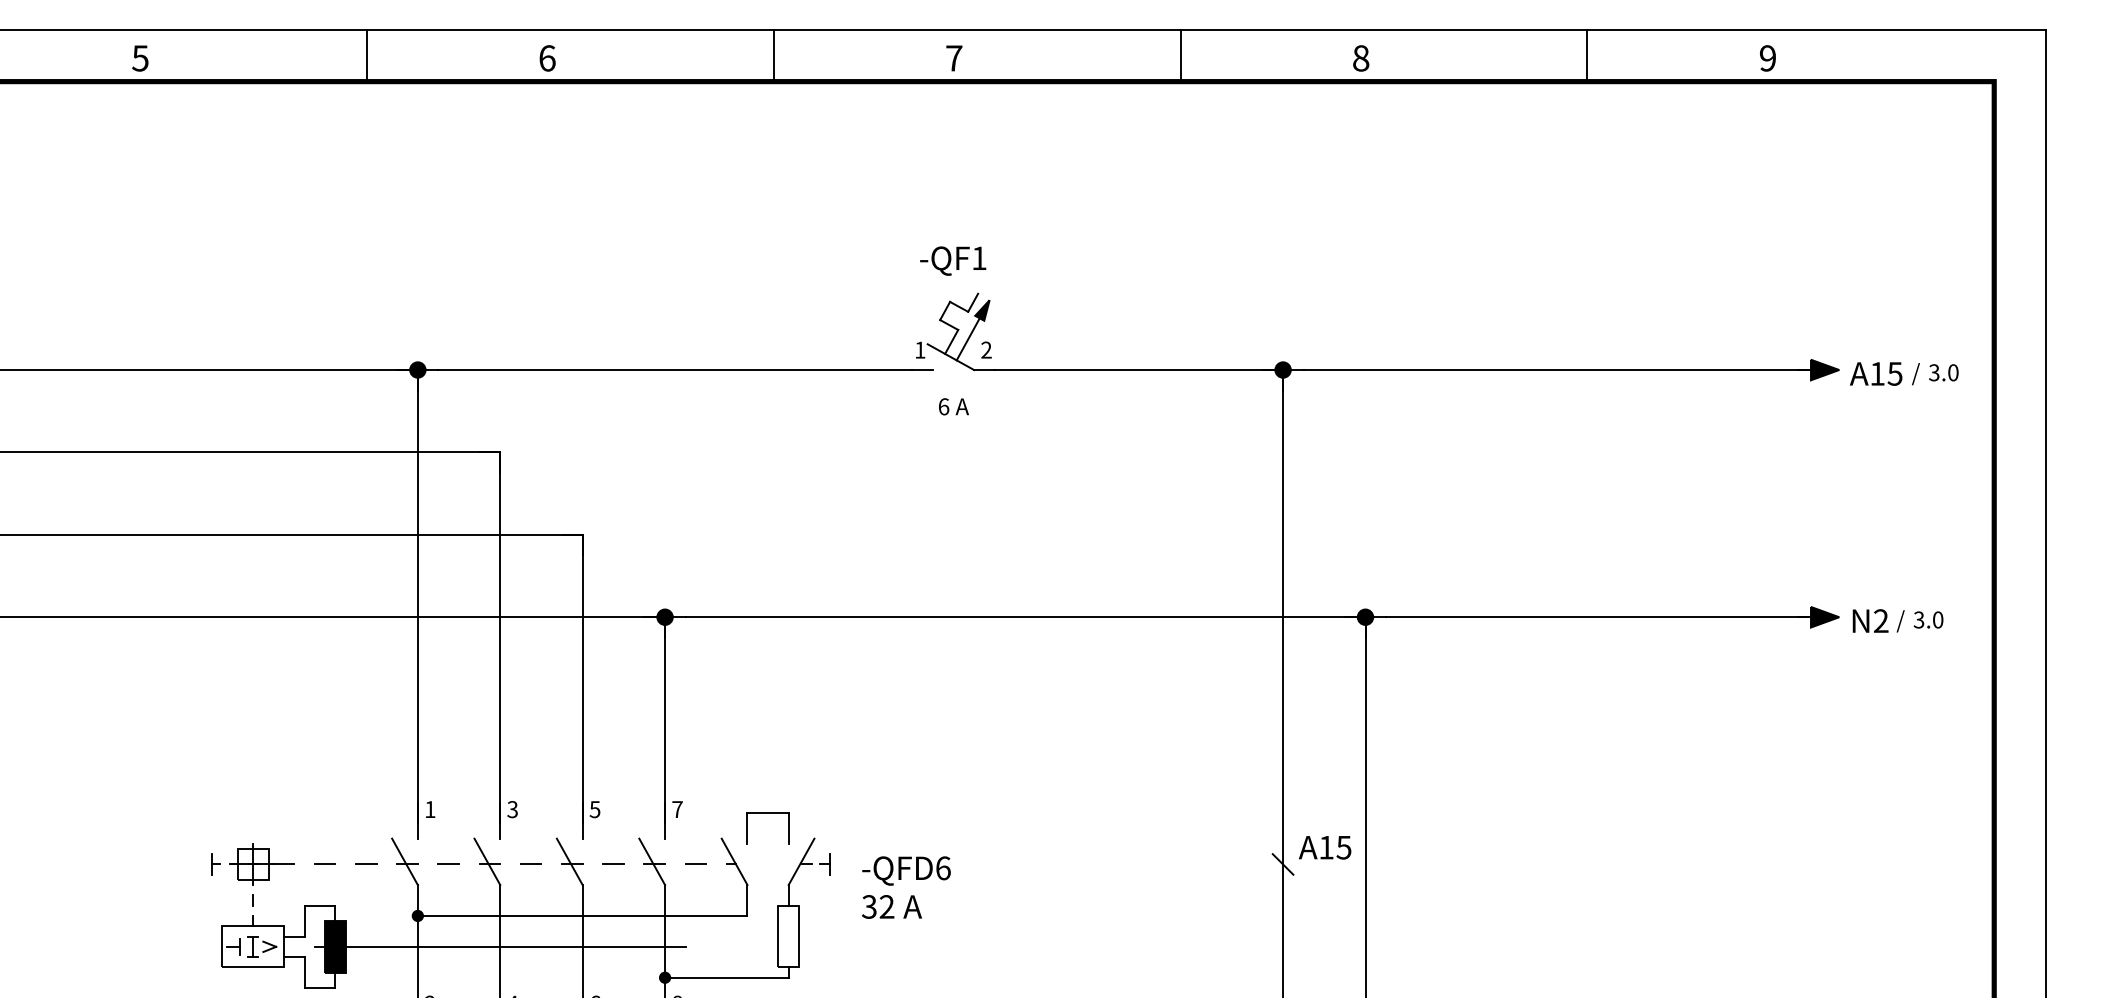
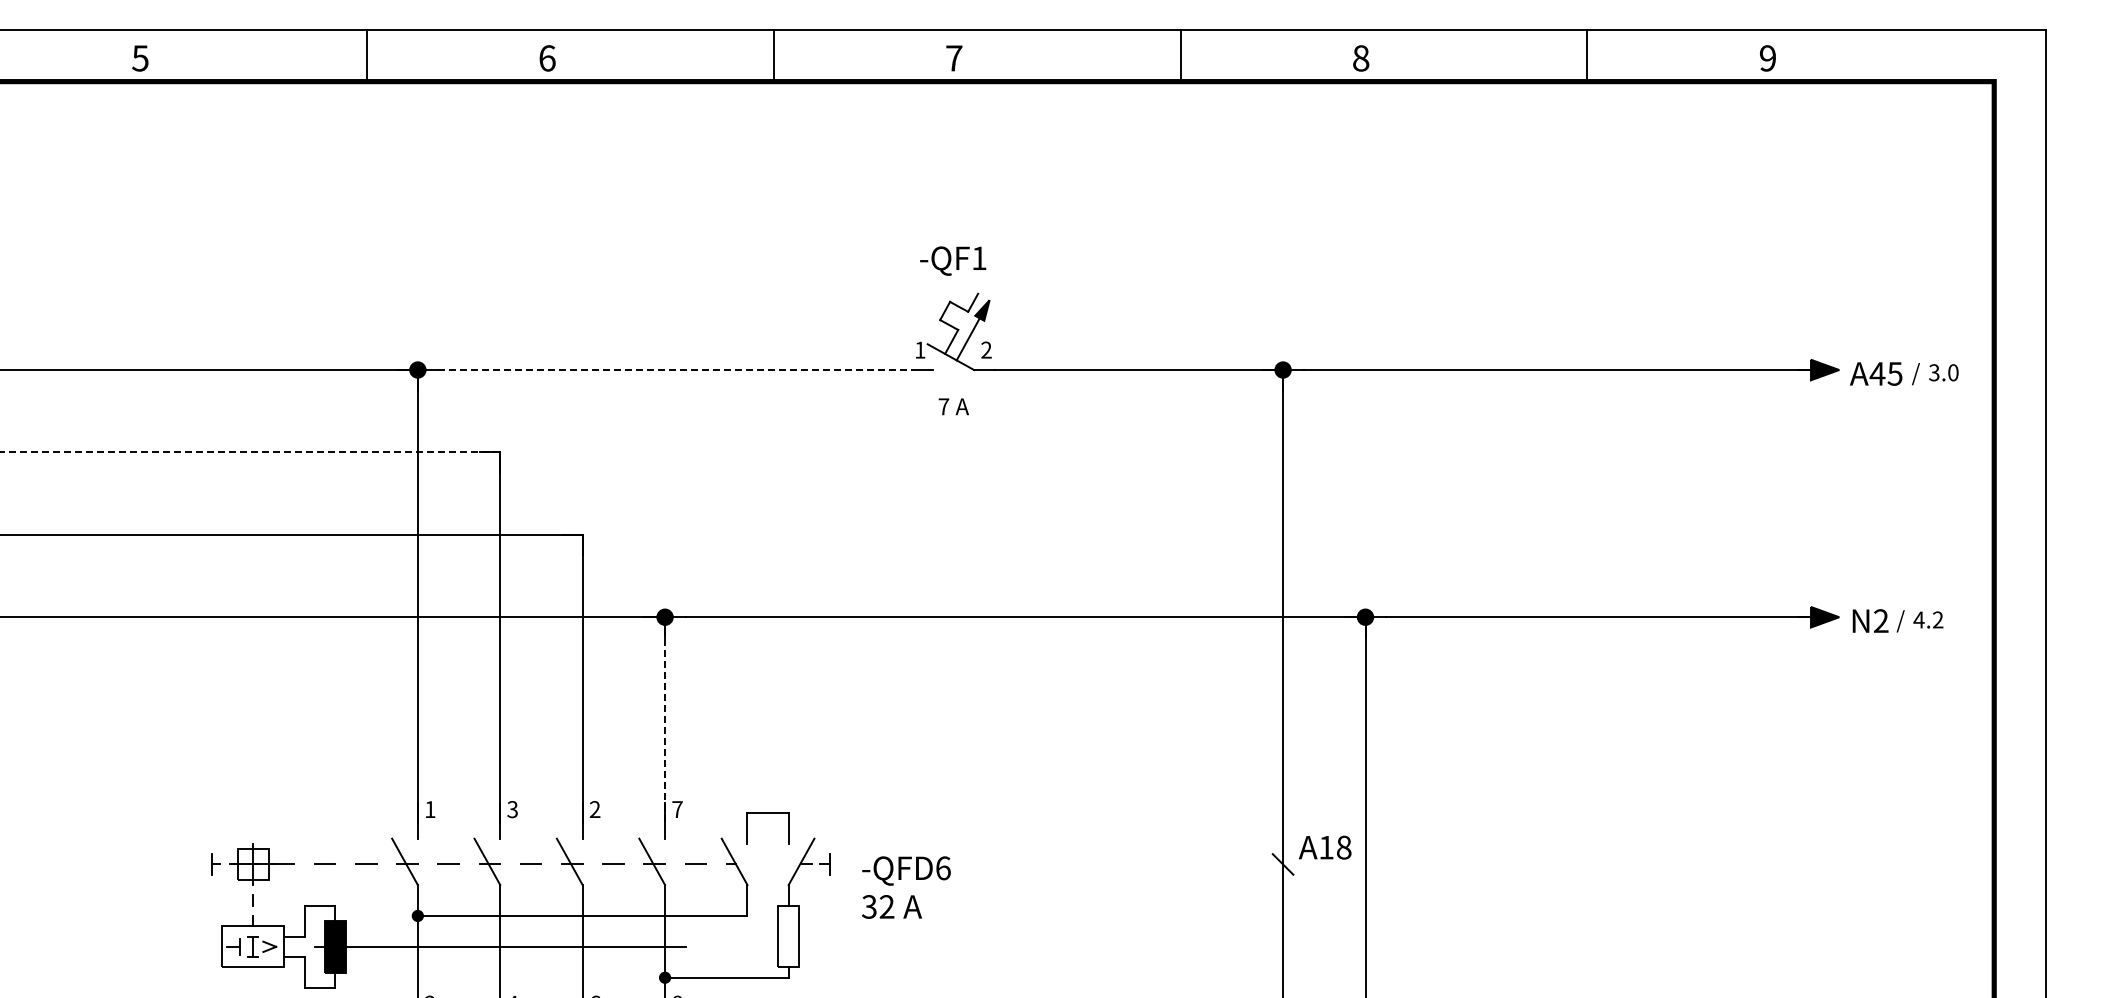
line: solid -> dashed (675, 370)
text: A15 -> A45 (1877, 373)
text: 6 -> 7 (943, 406)
line: solid -> dashed (250, 452)
text: 3.0 -> 4.2 (1928, 619)
line: solid -> dashed (665, 720)
text: 5 -> 2 (594, 809)
text: A15 -> A18 (1343, 847)
